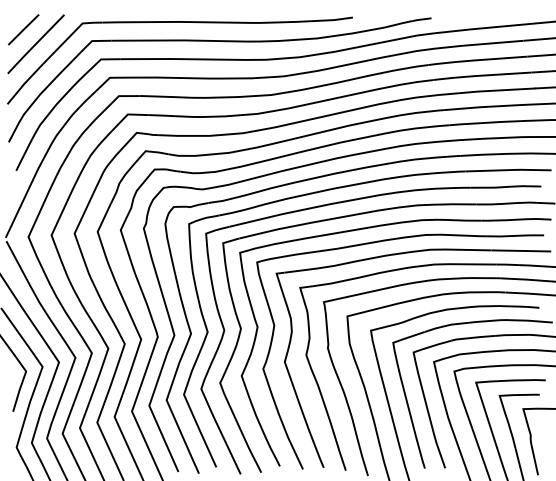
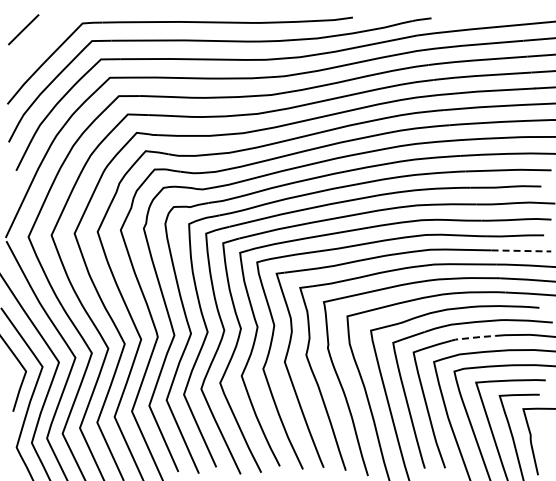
line: present -> none (35, 43)
line: solid -> dashed (521, 250)
line: solid -> dashed (473, 337)
